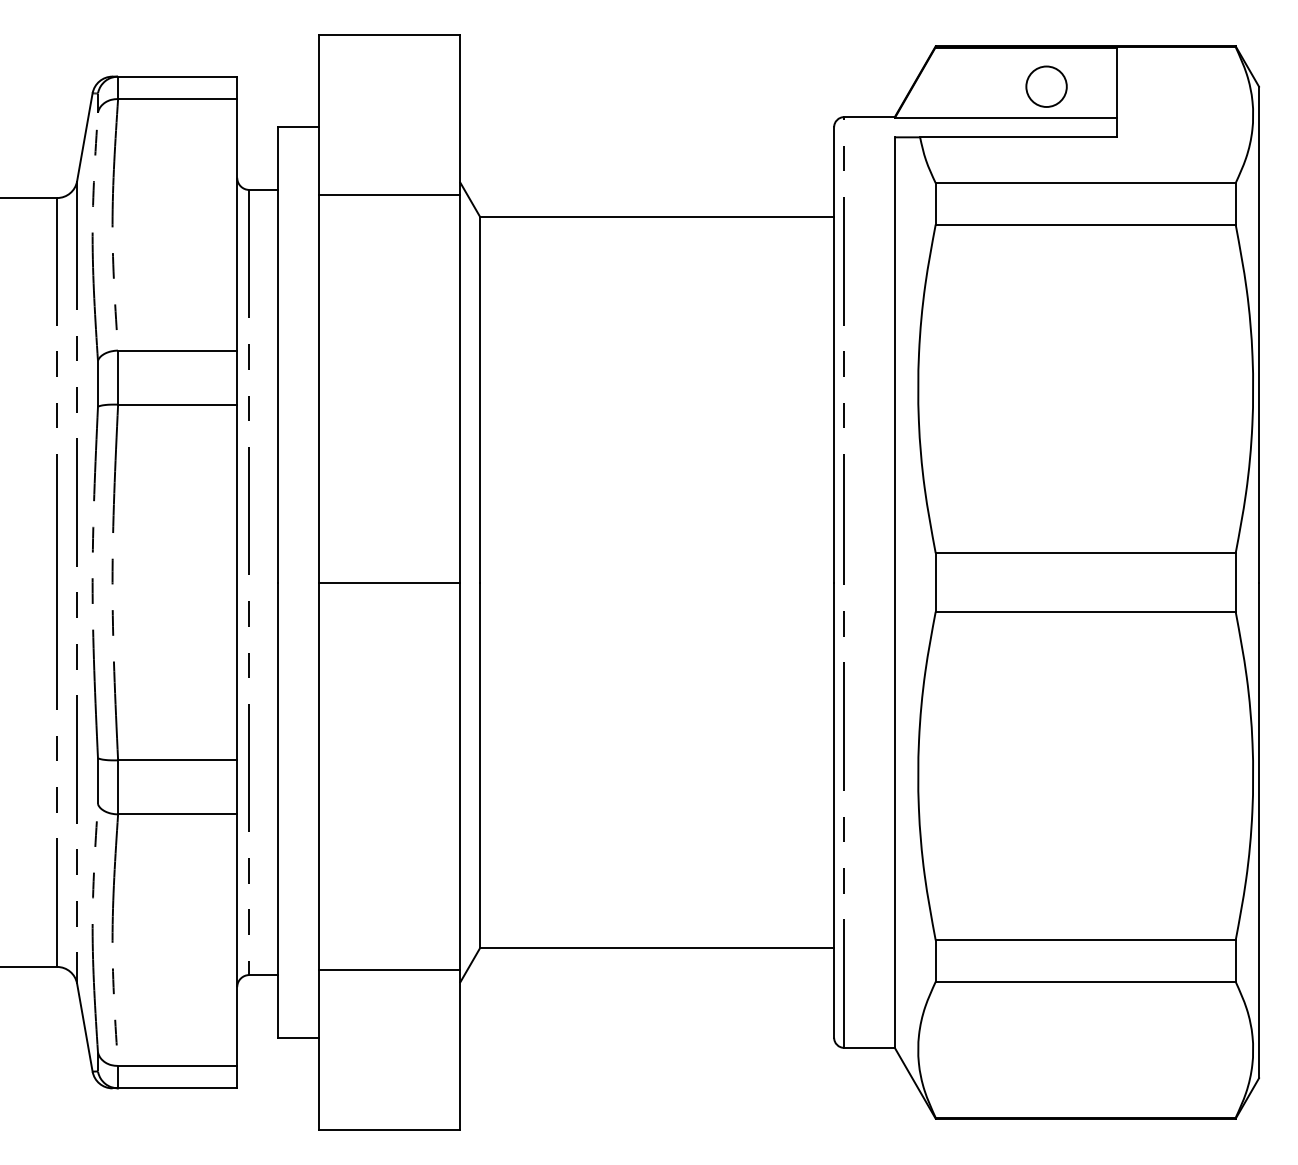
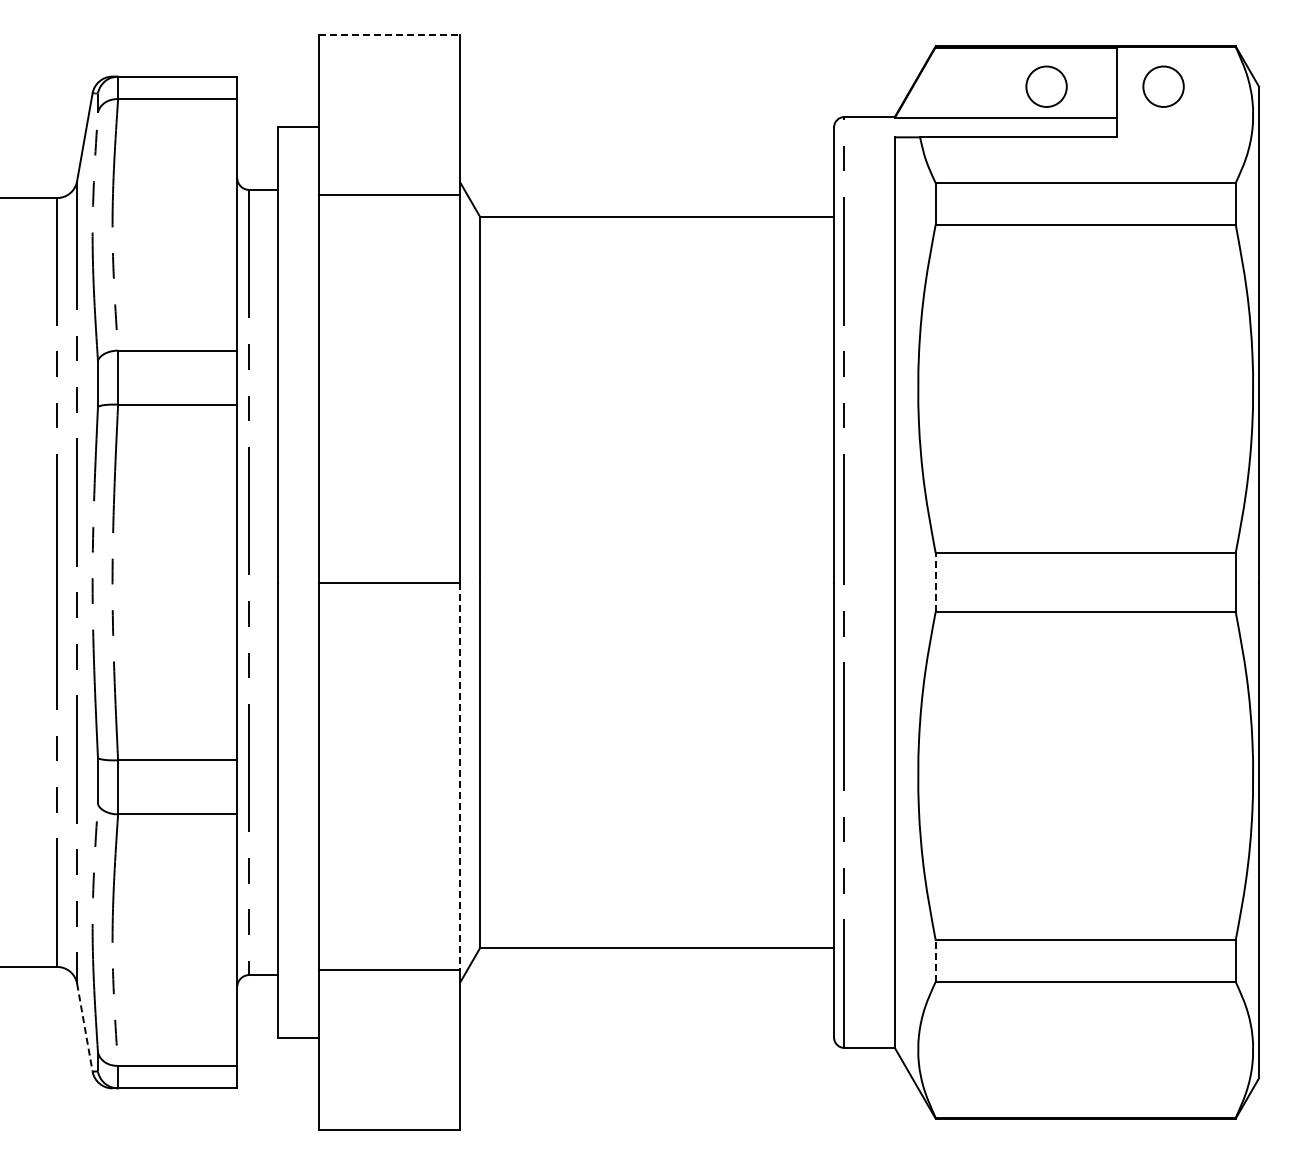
line: solid -> dashed (389, 34)
circle: none -> present (1163, 86)
line: solid -> dashed (935, 582)
line: solid -> dashed (460, 776)
line: solid -> dashed (935, 961)
line: solid -> dashed (84, 1027)
